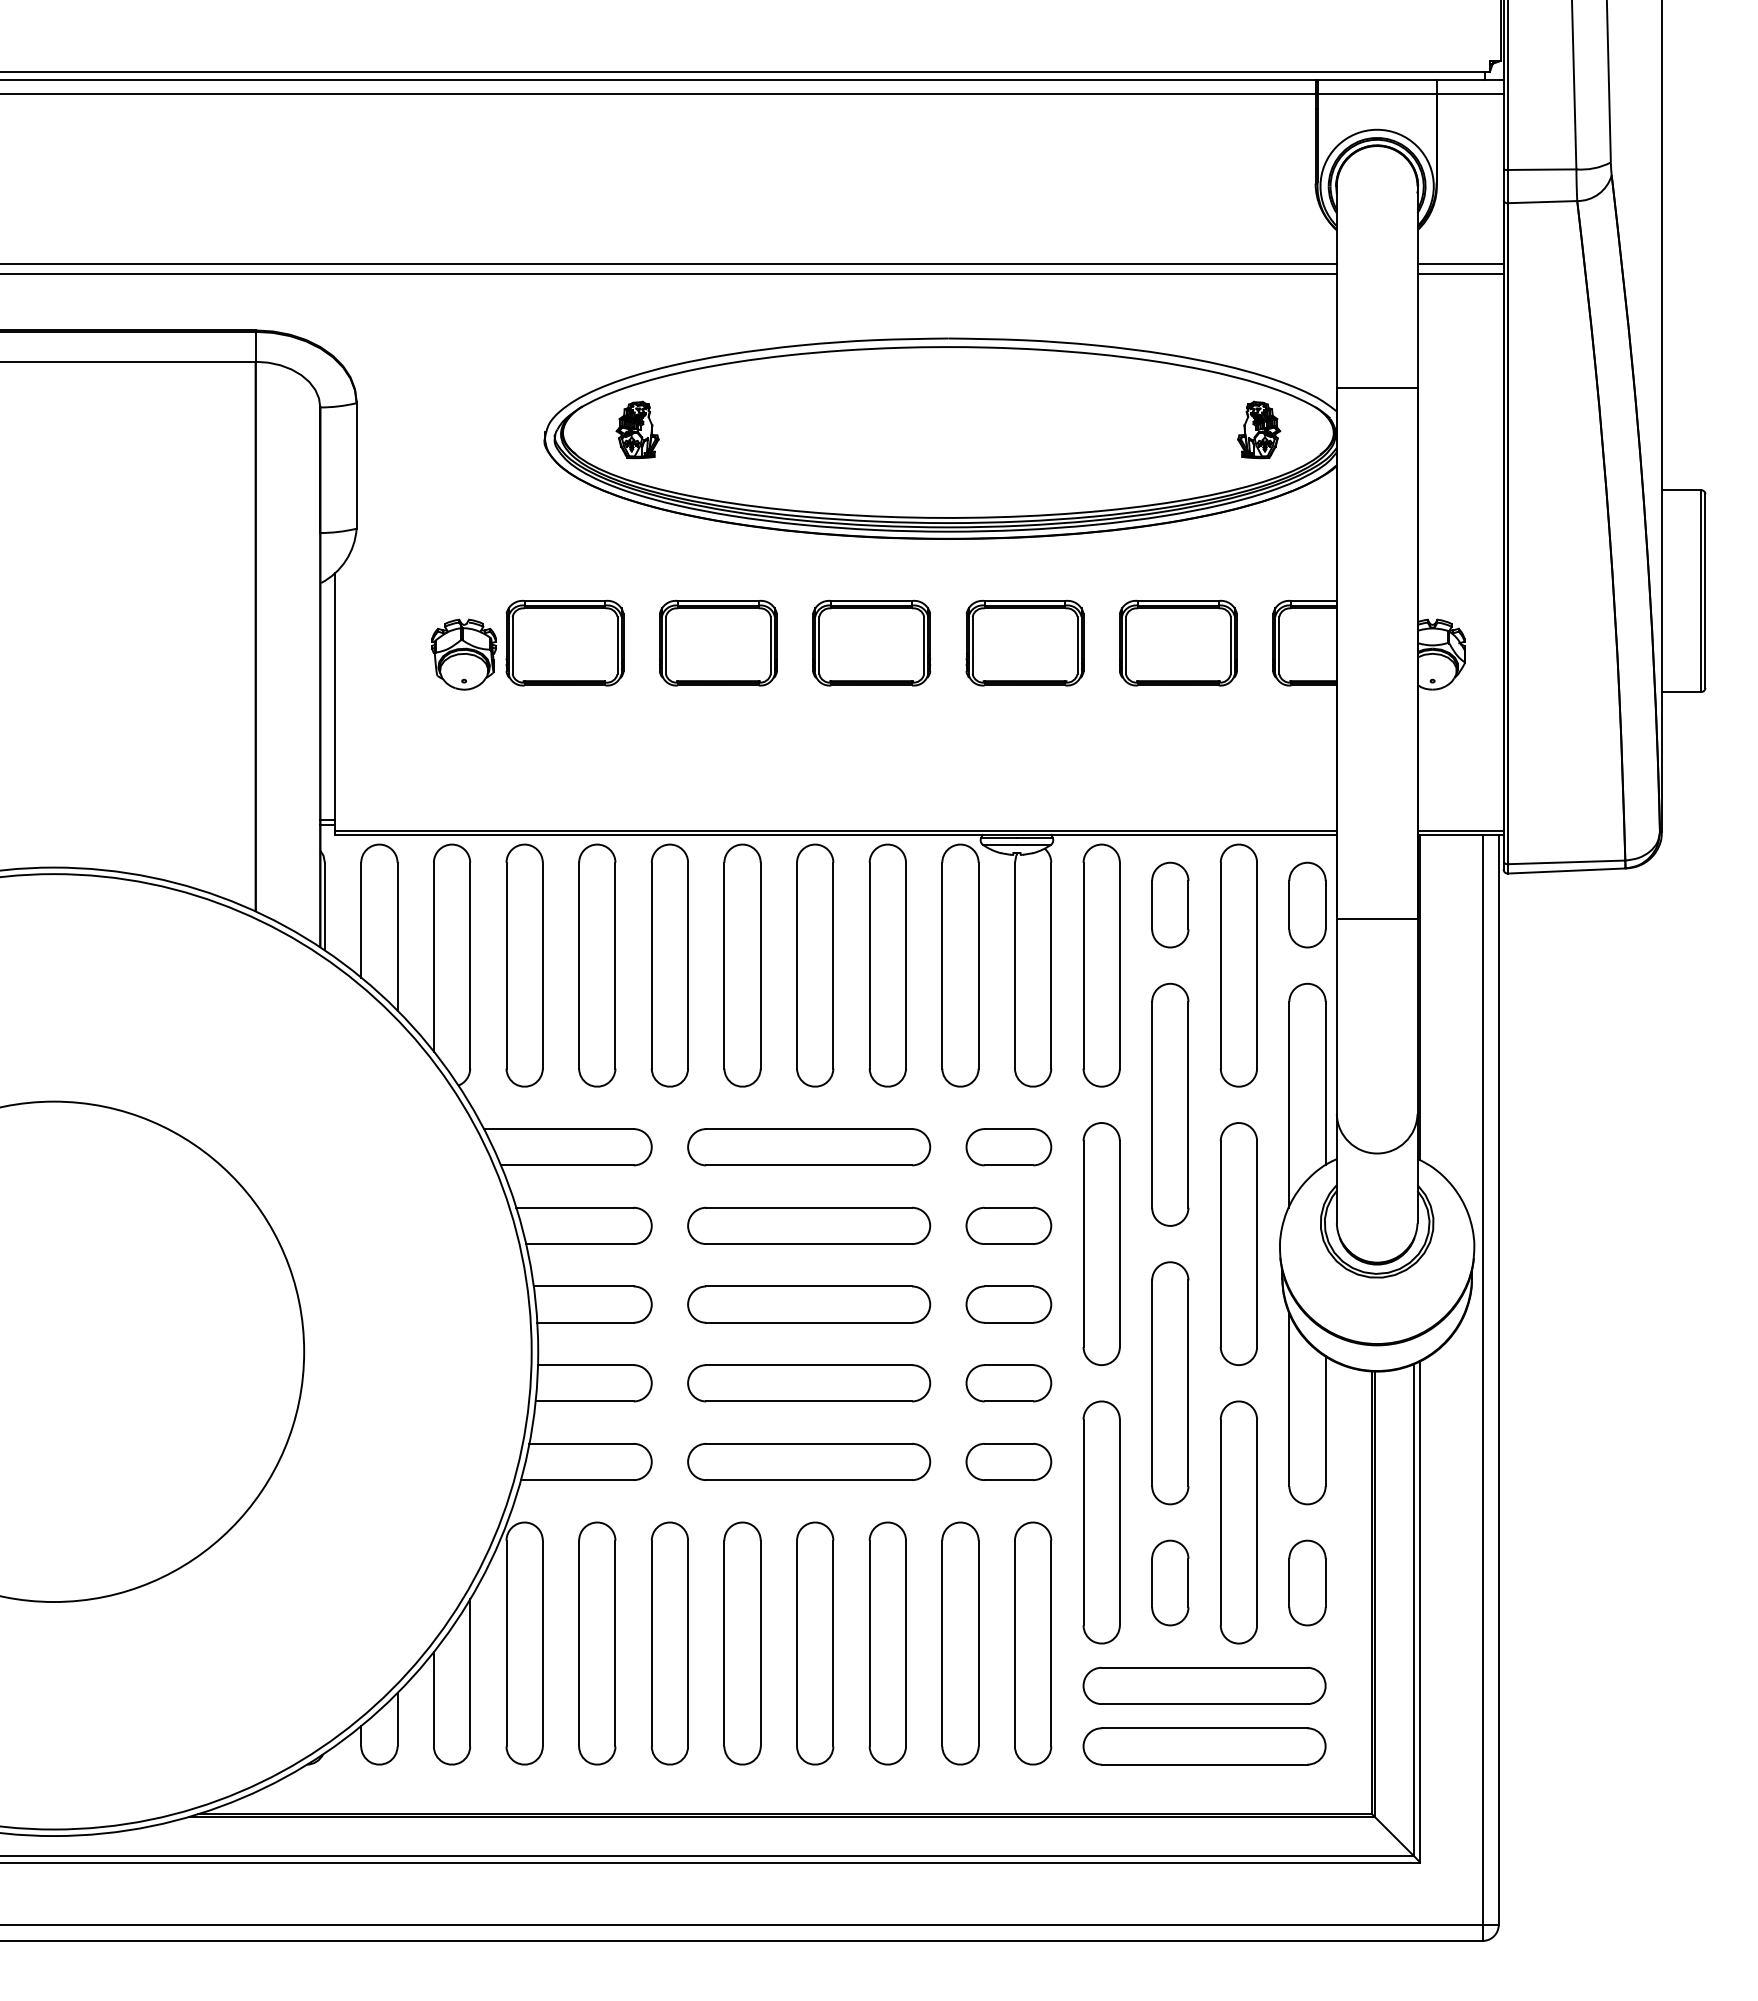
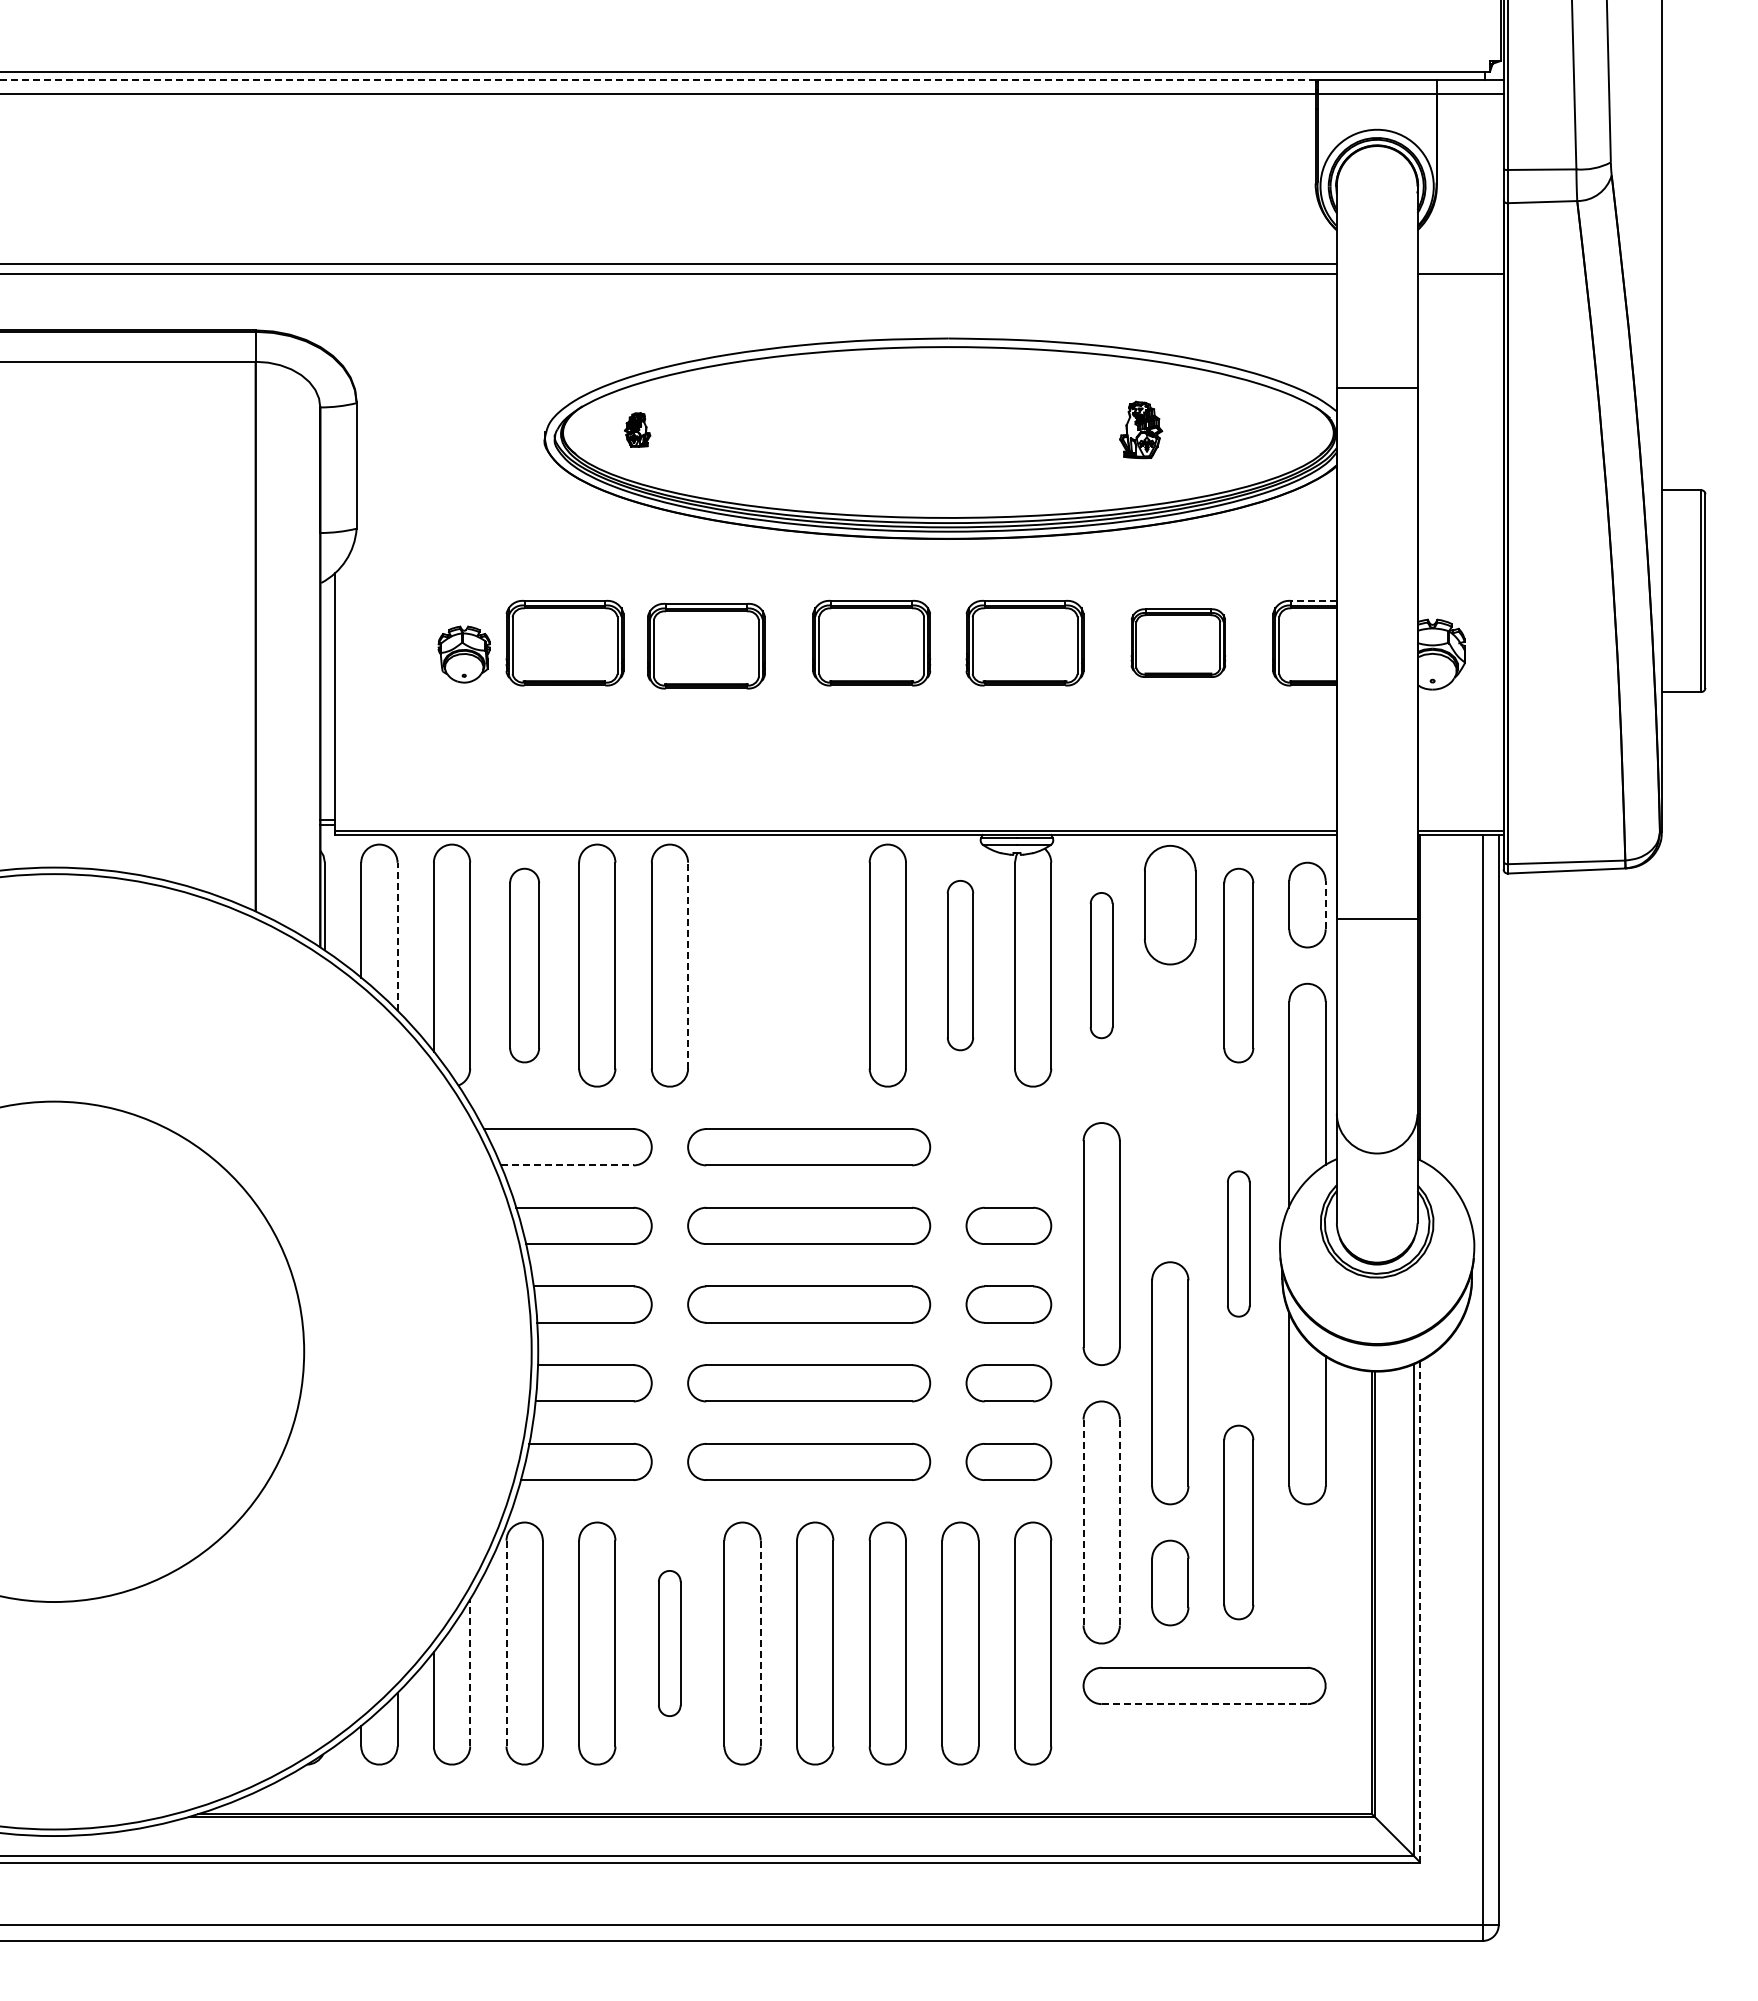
line: solid -> dashed (657, 80)
line: present -> none (1460, 264)
part size: 45x60 px -> 28x36 px (637, 429)
part position: (1259, 429) -> (1141, 429) (1141, 429)
line: solid -> dashed (1314, 601)
part position: (718, 642) -> (706, 645) (706, 645)
part size: 119x88 px -> 97x70 px (1178, 642)
part size: 67x73 px -> 54x59 px (463, 654)
part size: 39x88 px -> 53x121 px (1170, 905)
line: solid -> dashed (1325, 904)
line: solid -> dashed (397, 936)
part size: 39x245 px -> 31x197 px (524, 965)
line: solid -> dashed (688, 965)
part: present -> none (742, 965)
part: present -> none (815, 965)
part size: 39x245 px -> 29x172 px (960, 965)
part size: 39x245 px -> 25x148 px (1101, 965)
part size: 39x245 px -> 32x197 px (1238, 965)
part: present -> none (1170, 1104)
part: present -> none (1008, 1147)
line: solid -> dashed (567, 1165)
part size: 39x244 px -> 24x148 px (1238, 1243)
line: solid -> dashed (1083, 1522)
line: solid -> dashed (1119, 1522)
part size: 39x245 px -> 32x197 px (1238, 1522)
part: present -> none (1307, 1582)
line: solid -> dashed (1420, 1611)
line: solid -> dashed (506, 1643)
part size: 39x245 px -> 24x147 px (669, 1643)
line: solid -> dashed (760, 1643)
line: solid -> dashed (470, 1672)
line: solid -> dashed (1204, 1704)
part: present -> none (1204, 1746)
